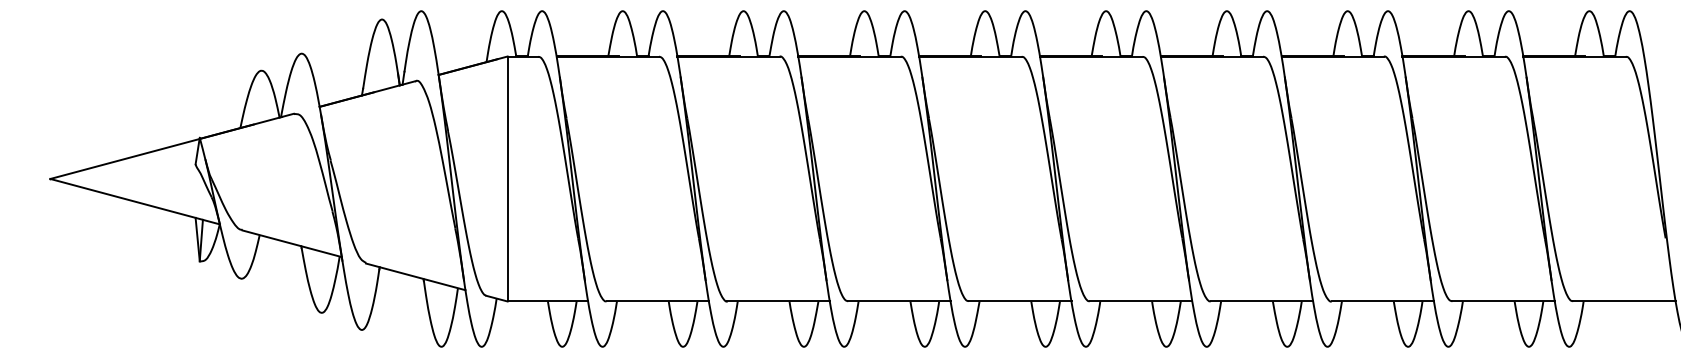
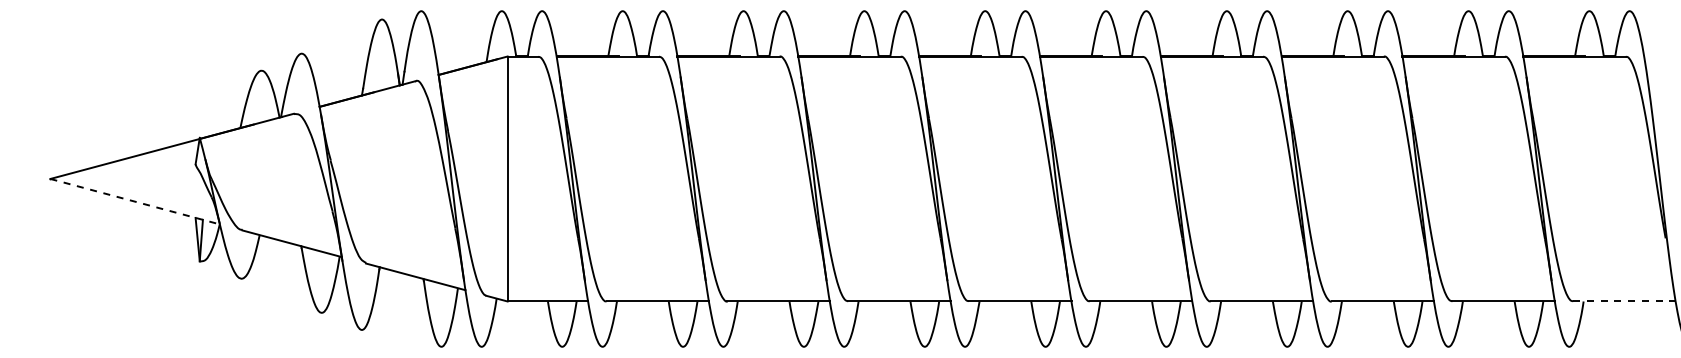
line: solid -> dashed (135, 201)
line: solid -> dashed (1625, 301)
